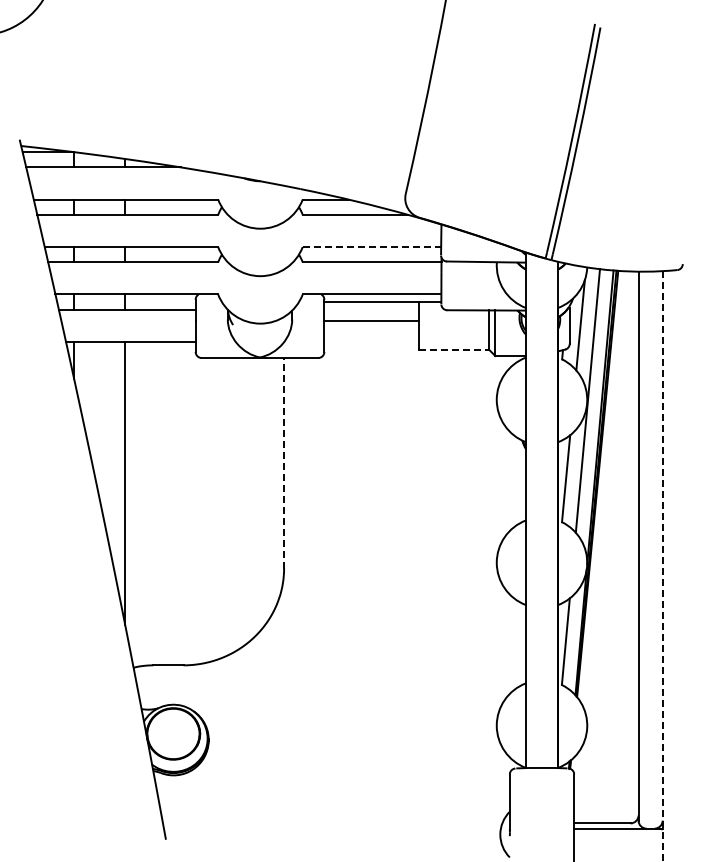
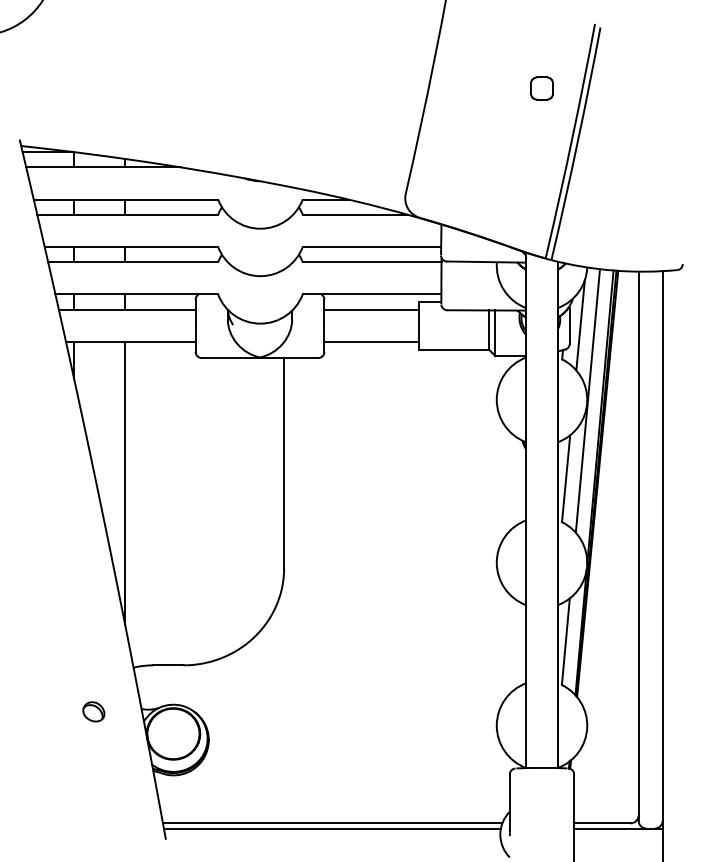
part: none -> present (541, 88)
line: dashed -> solid (372, 247)
line position: (371, 301) -> (371, 309) (371, 309)
line position: (371, 320) -> (371, 341) (371, 341)
line: dashed -> solid (454, 349)
line: dashed -> solid (284, 462)
line: dashed -> solid (662, 566)
part: none -> present (93, 711)
line: none -> present (332, 823)
line: none -> present (331, 828)
